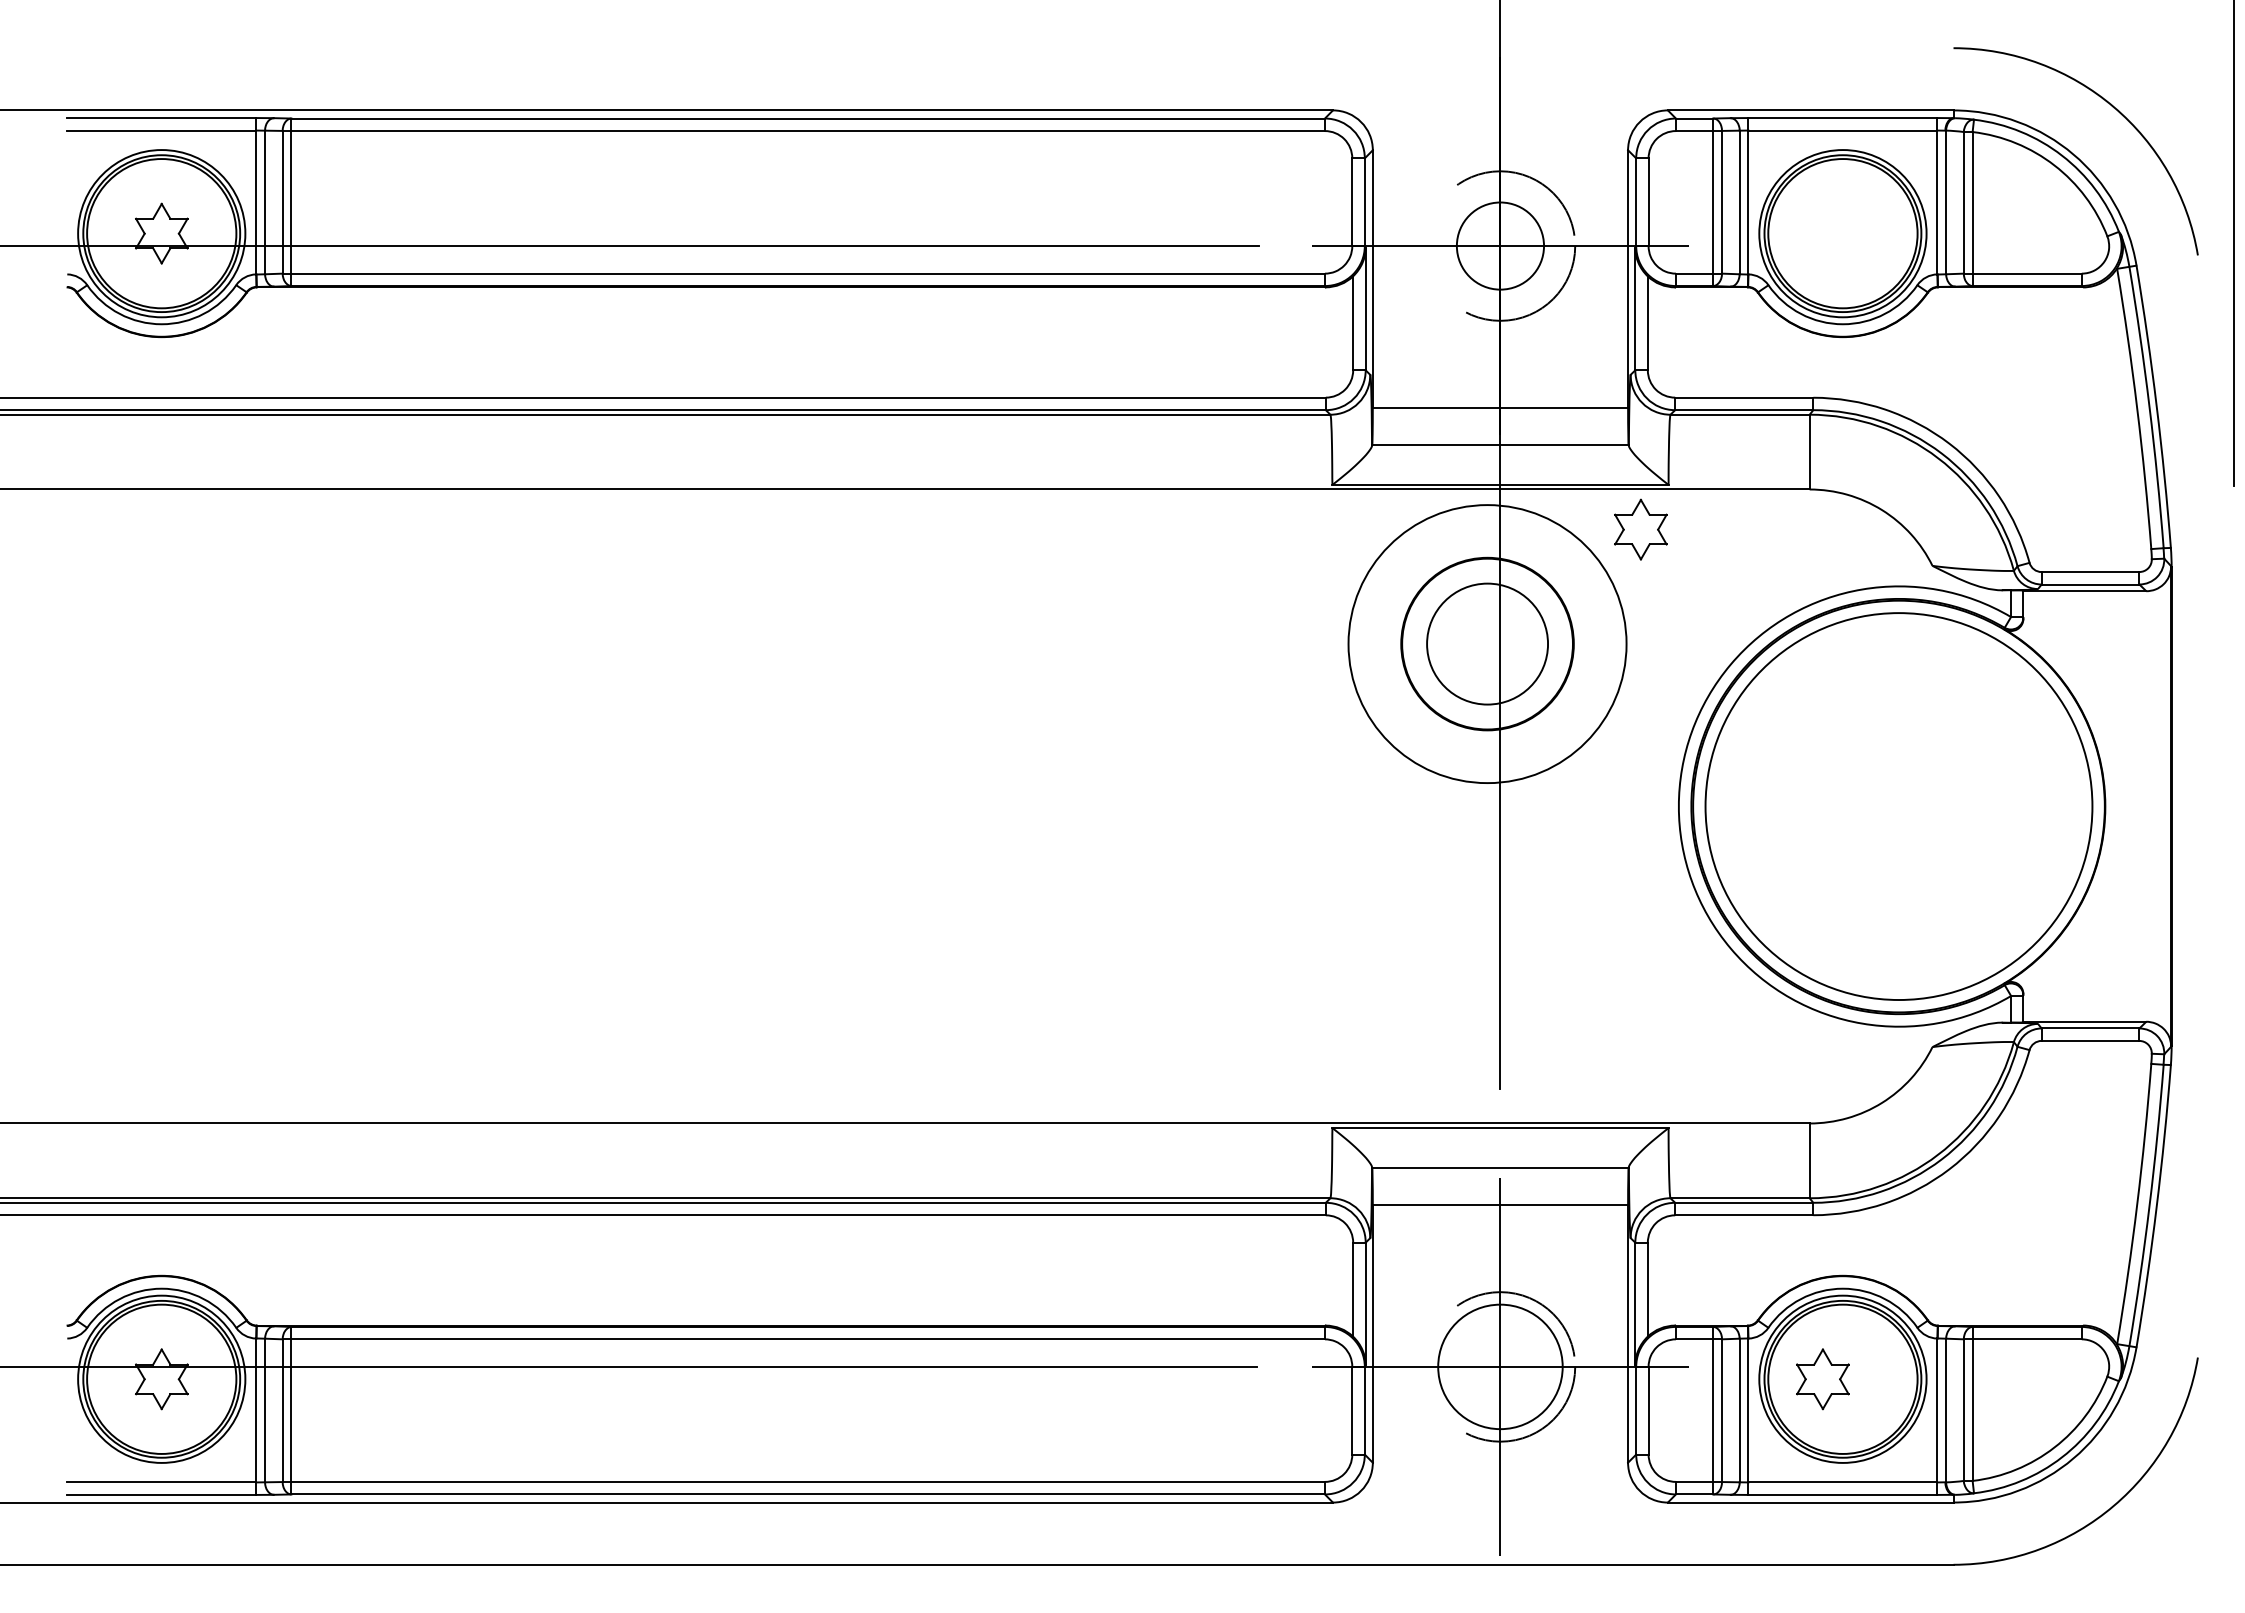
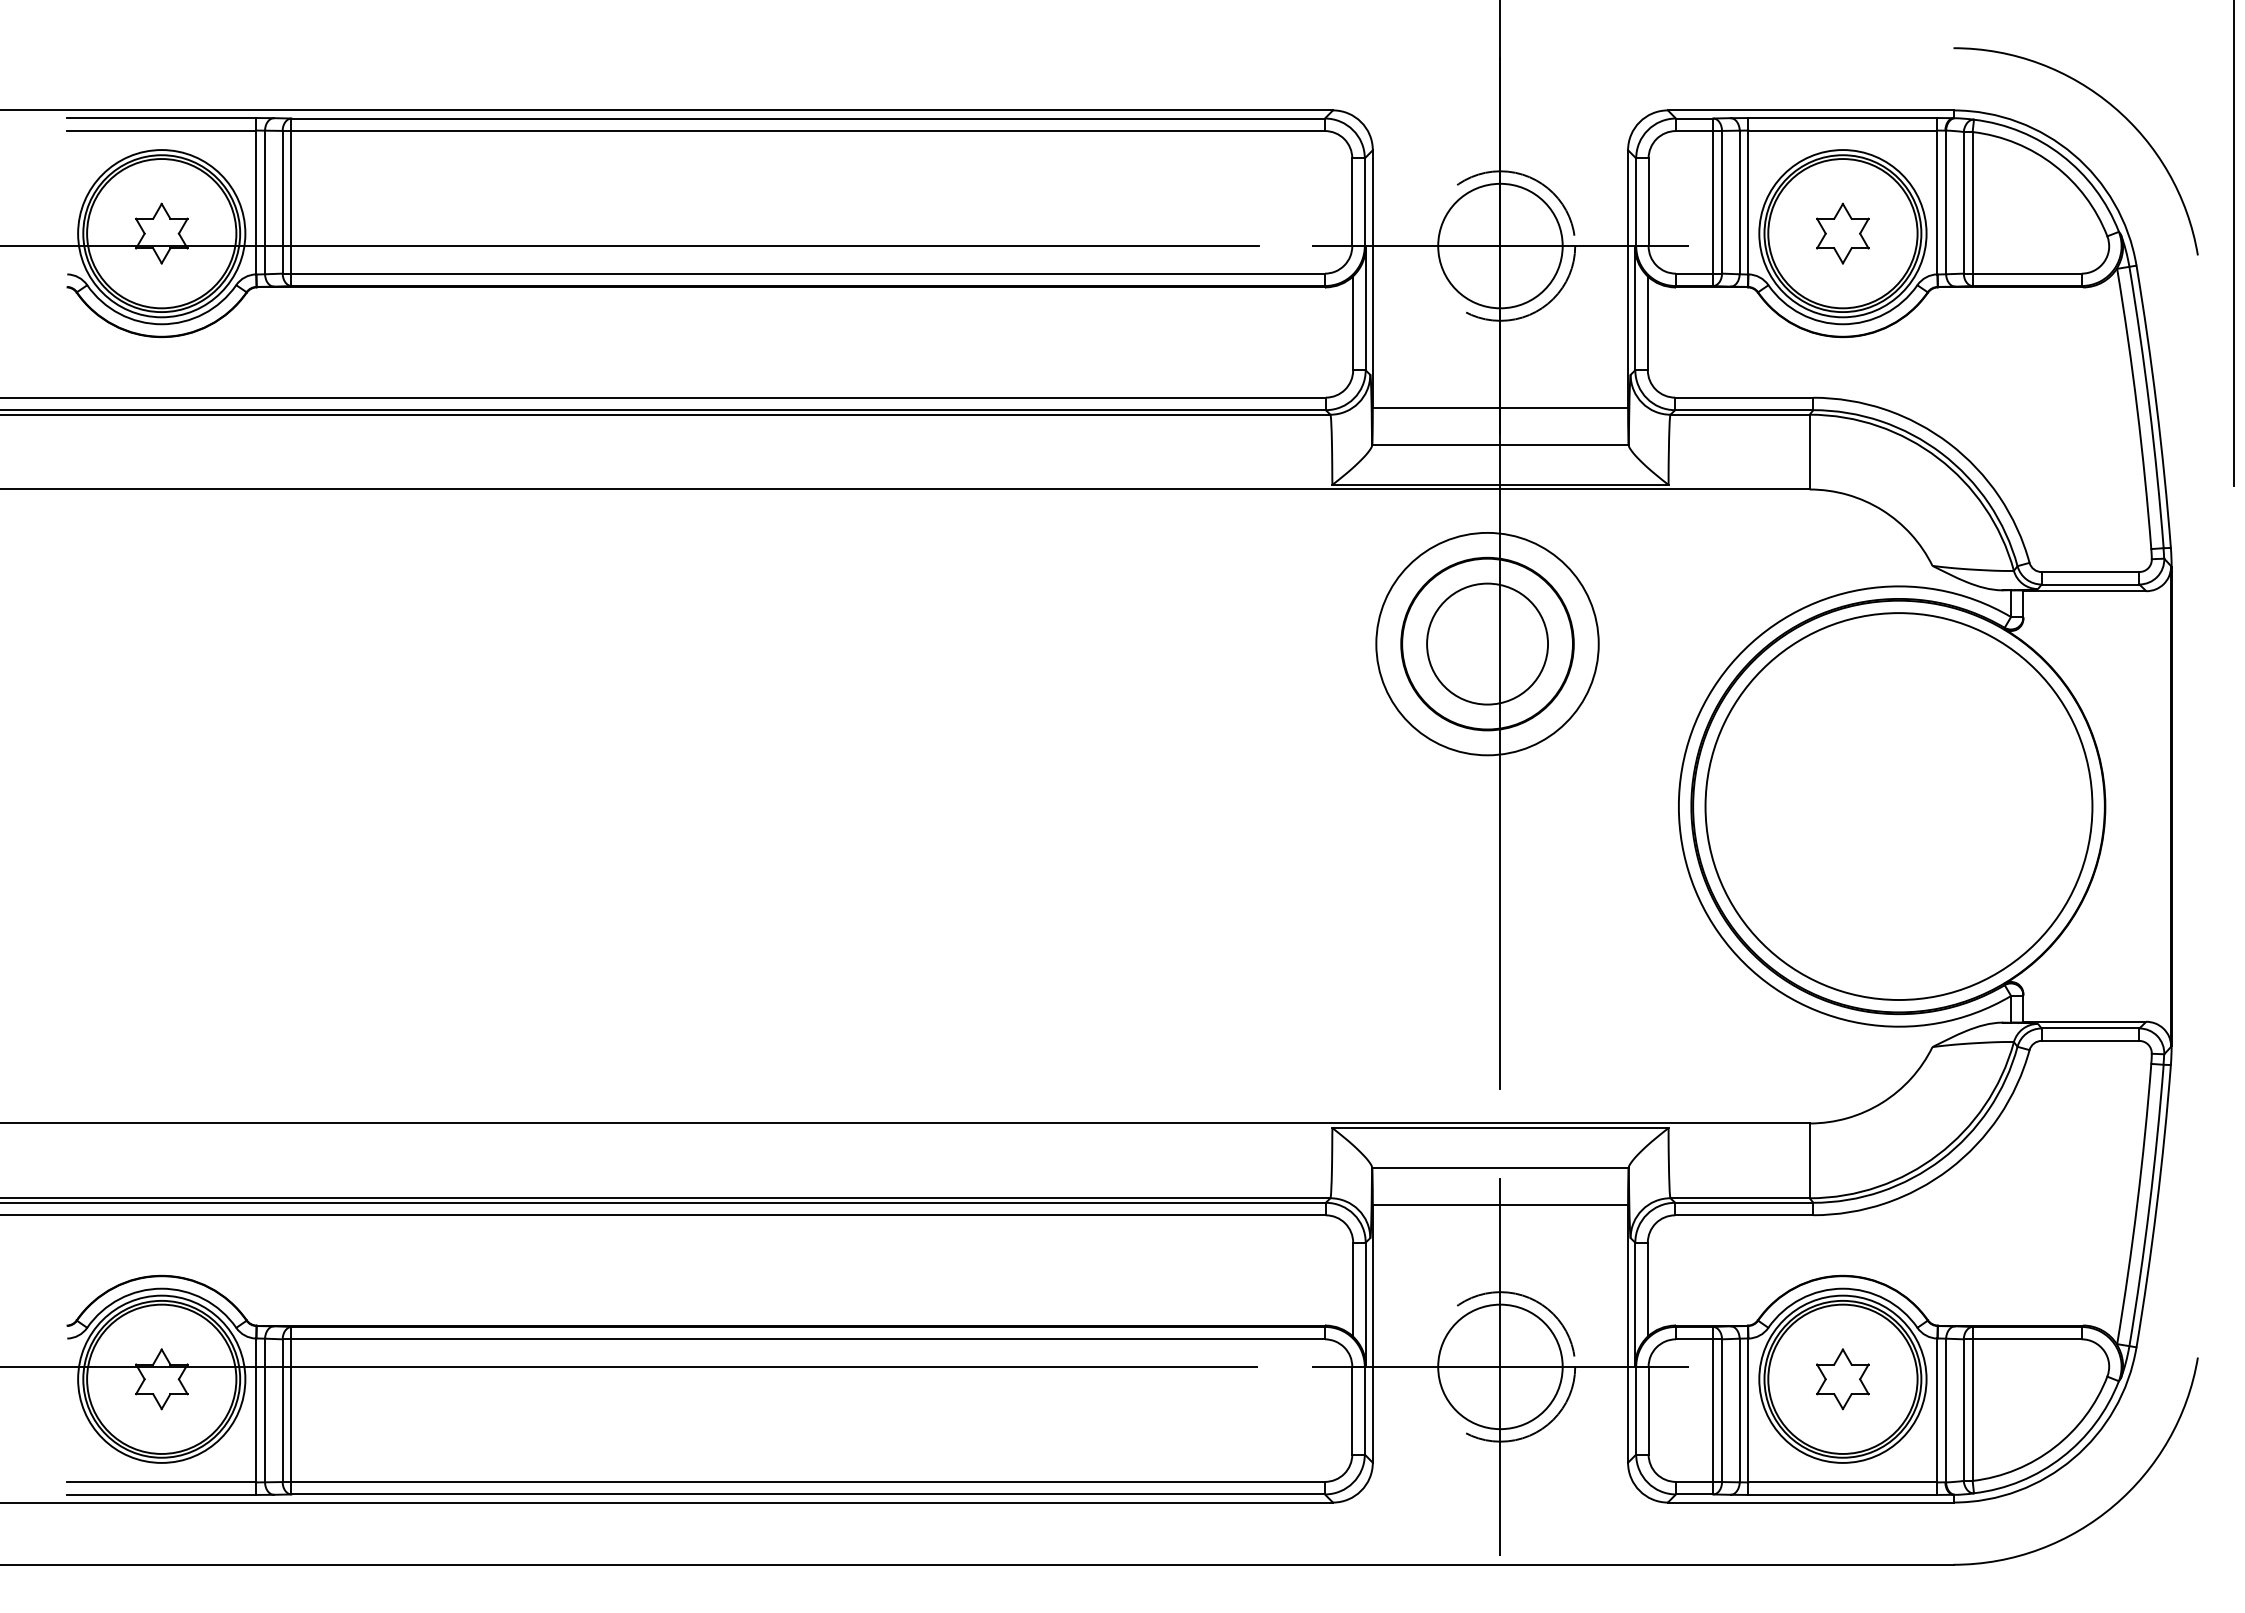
circle diameter: 87 px -> 124 px (1500, 245)
part position: (1640, 529) -> (1842, 233) (1842, 233)
circle diameter: 278 px -> 222 px (1487, 643)
part position: (1822, 1379) -> (1842, 1379) (1842, 1379)
